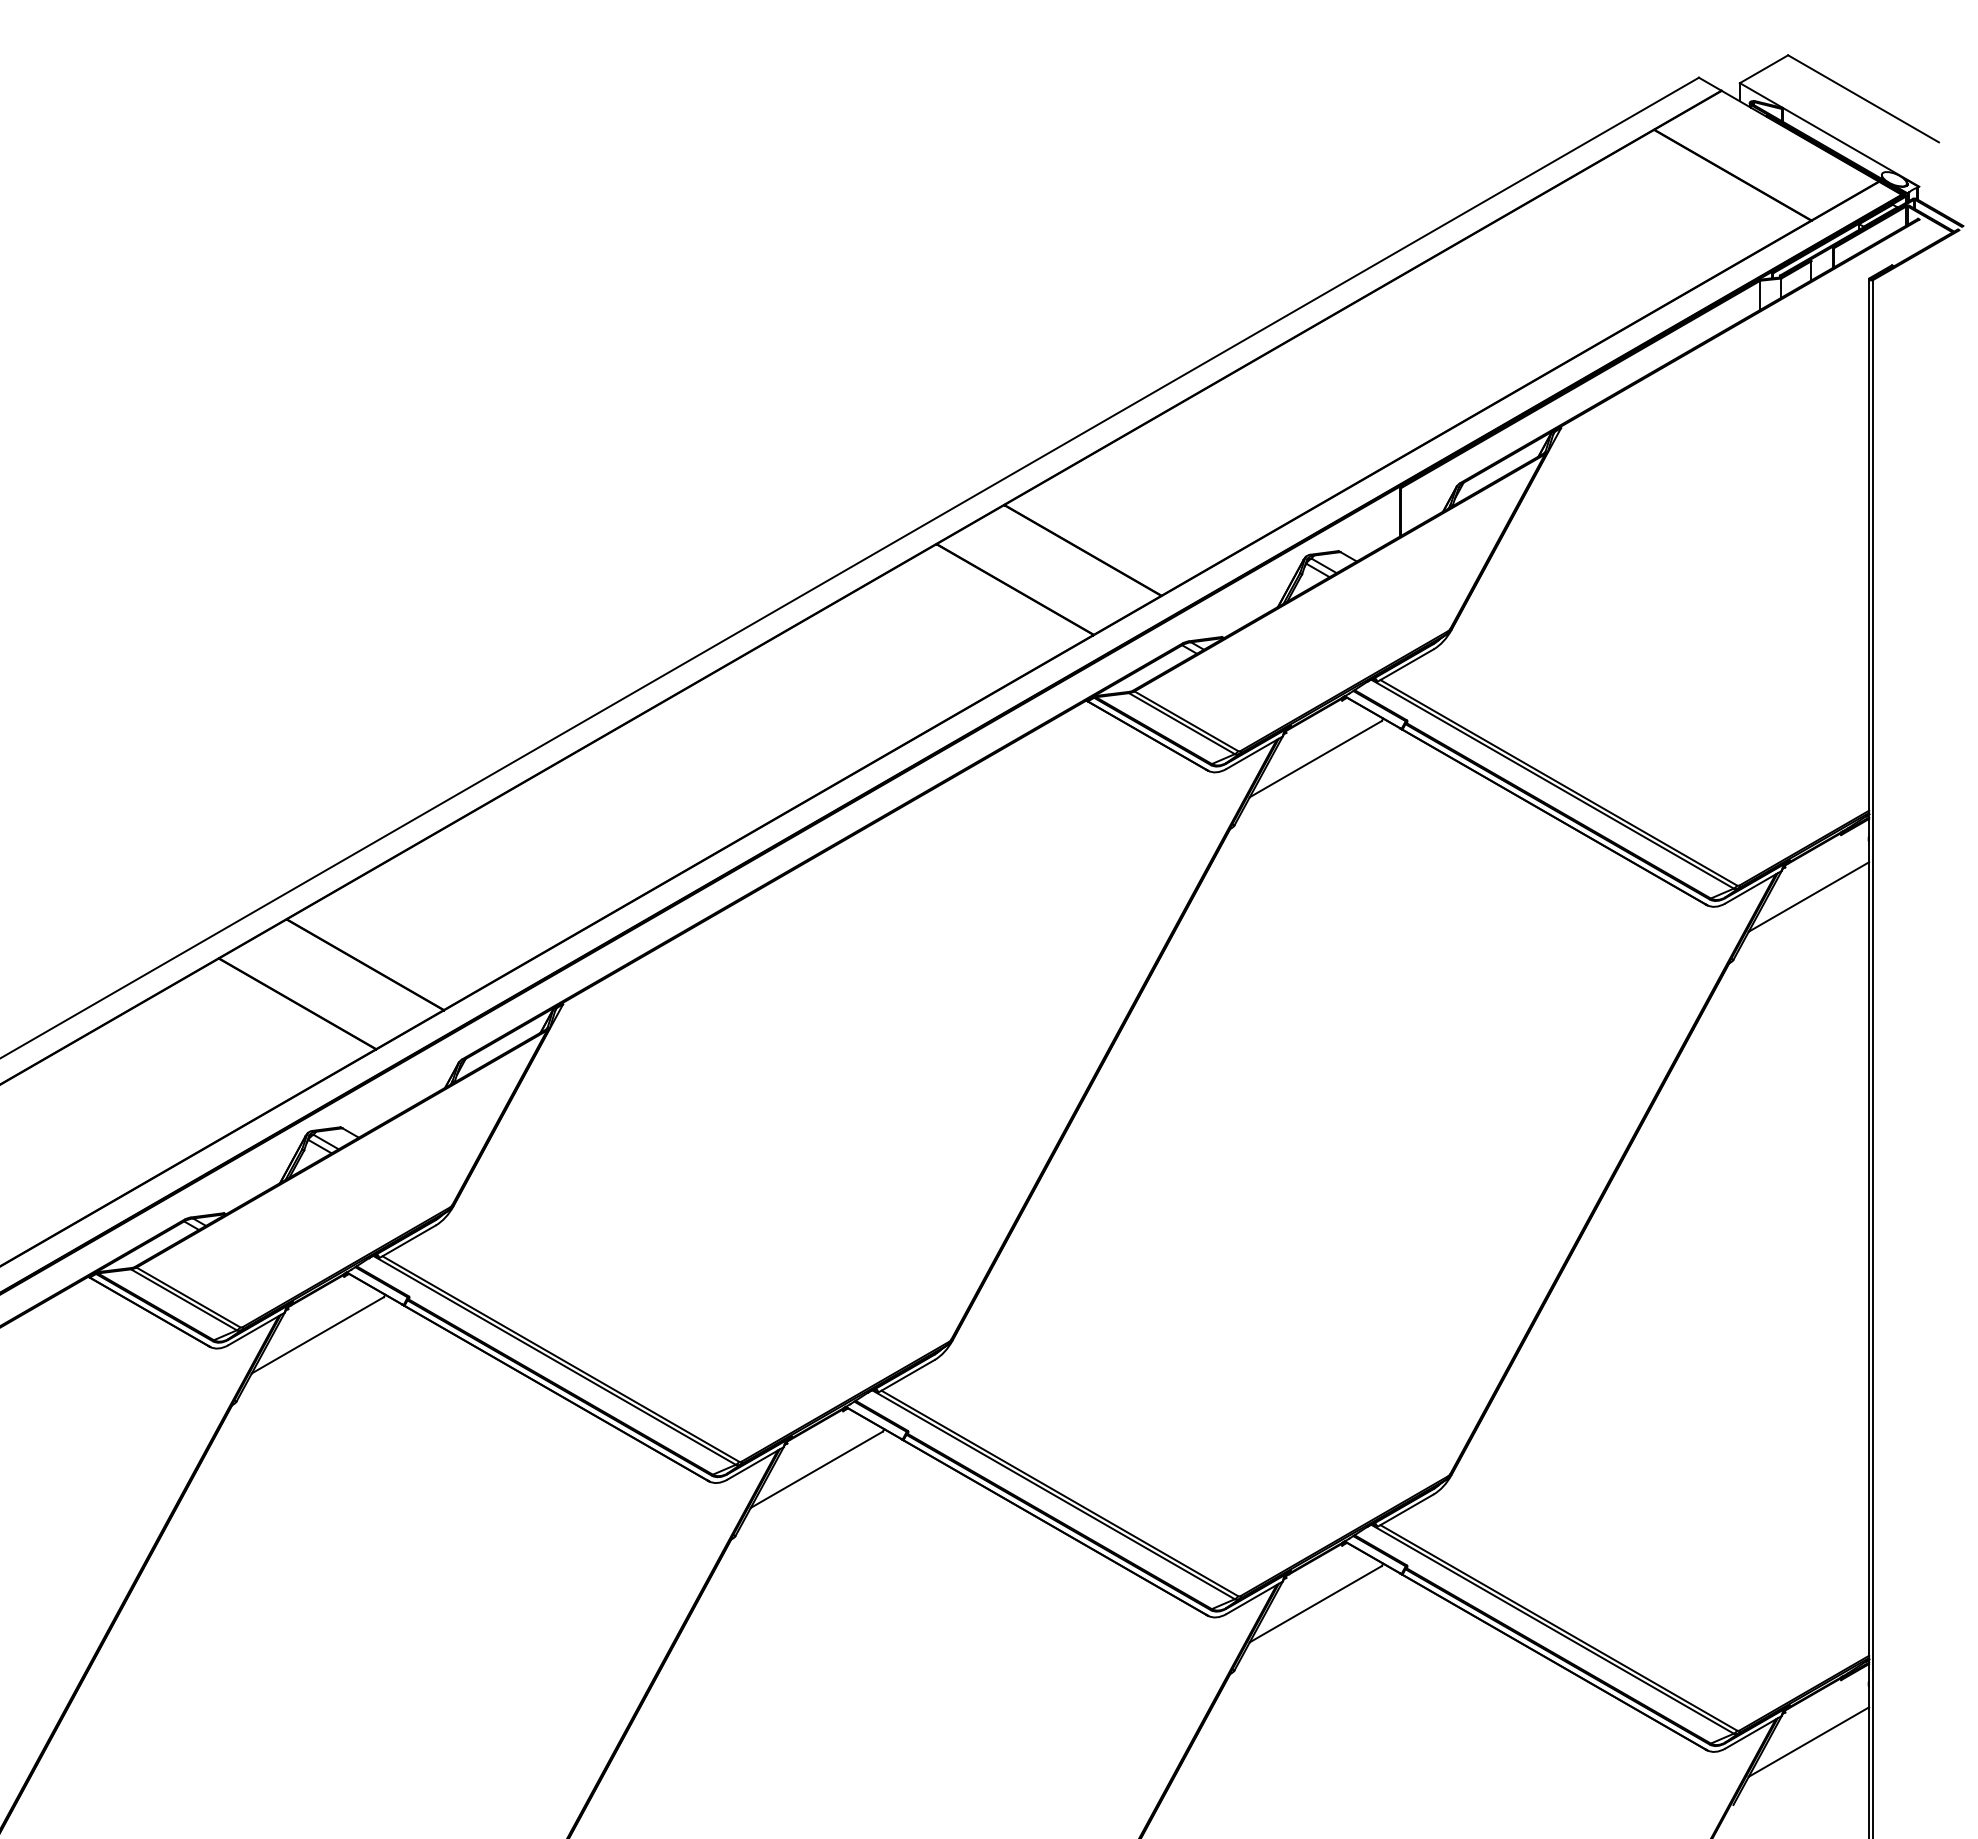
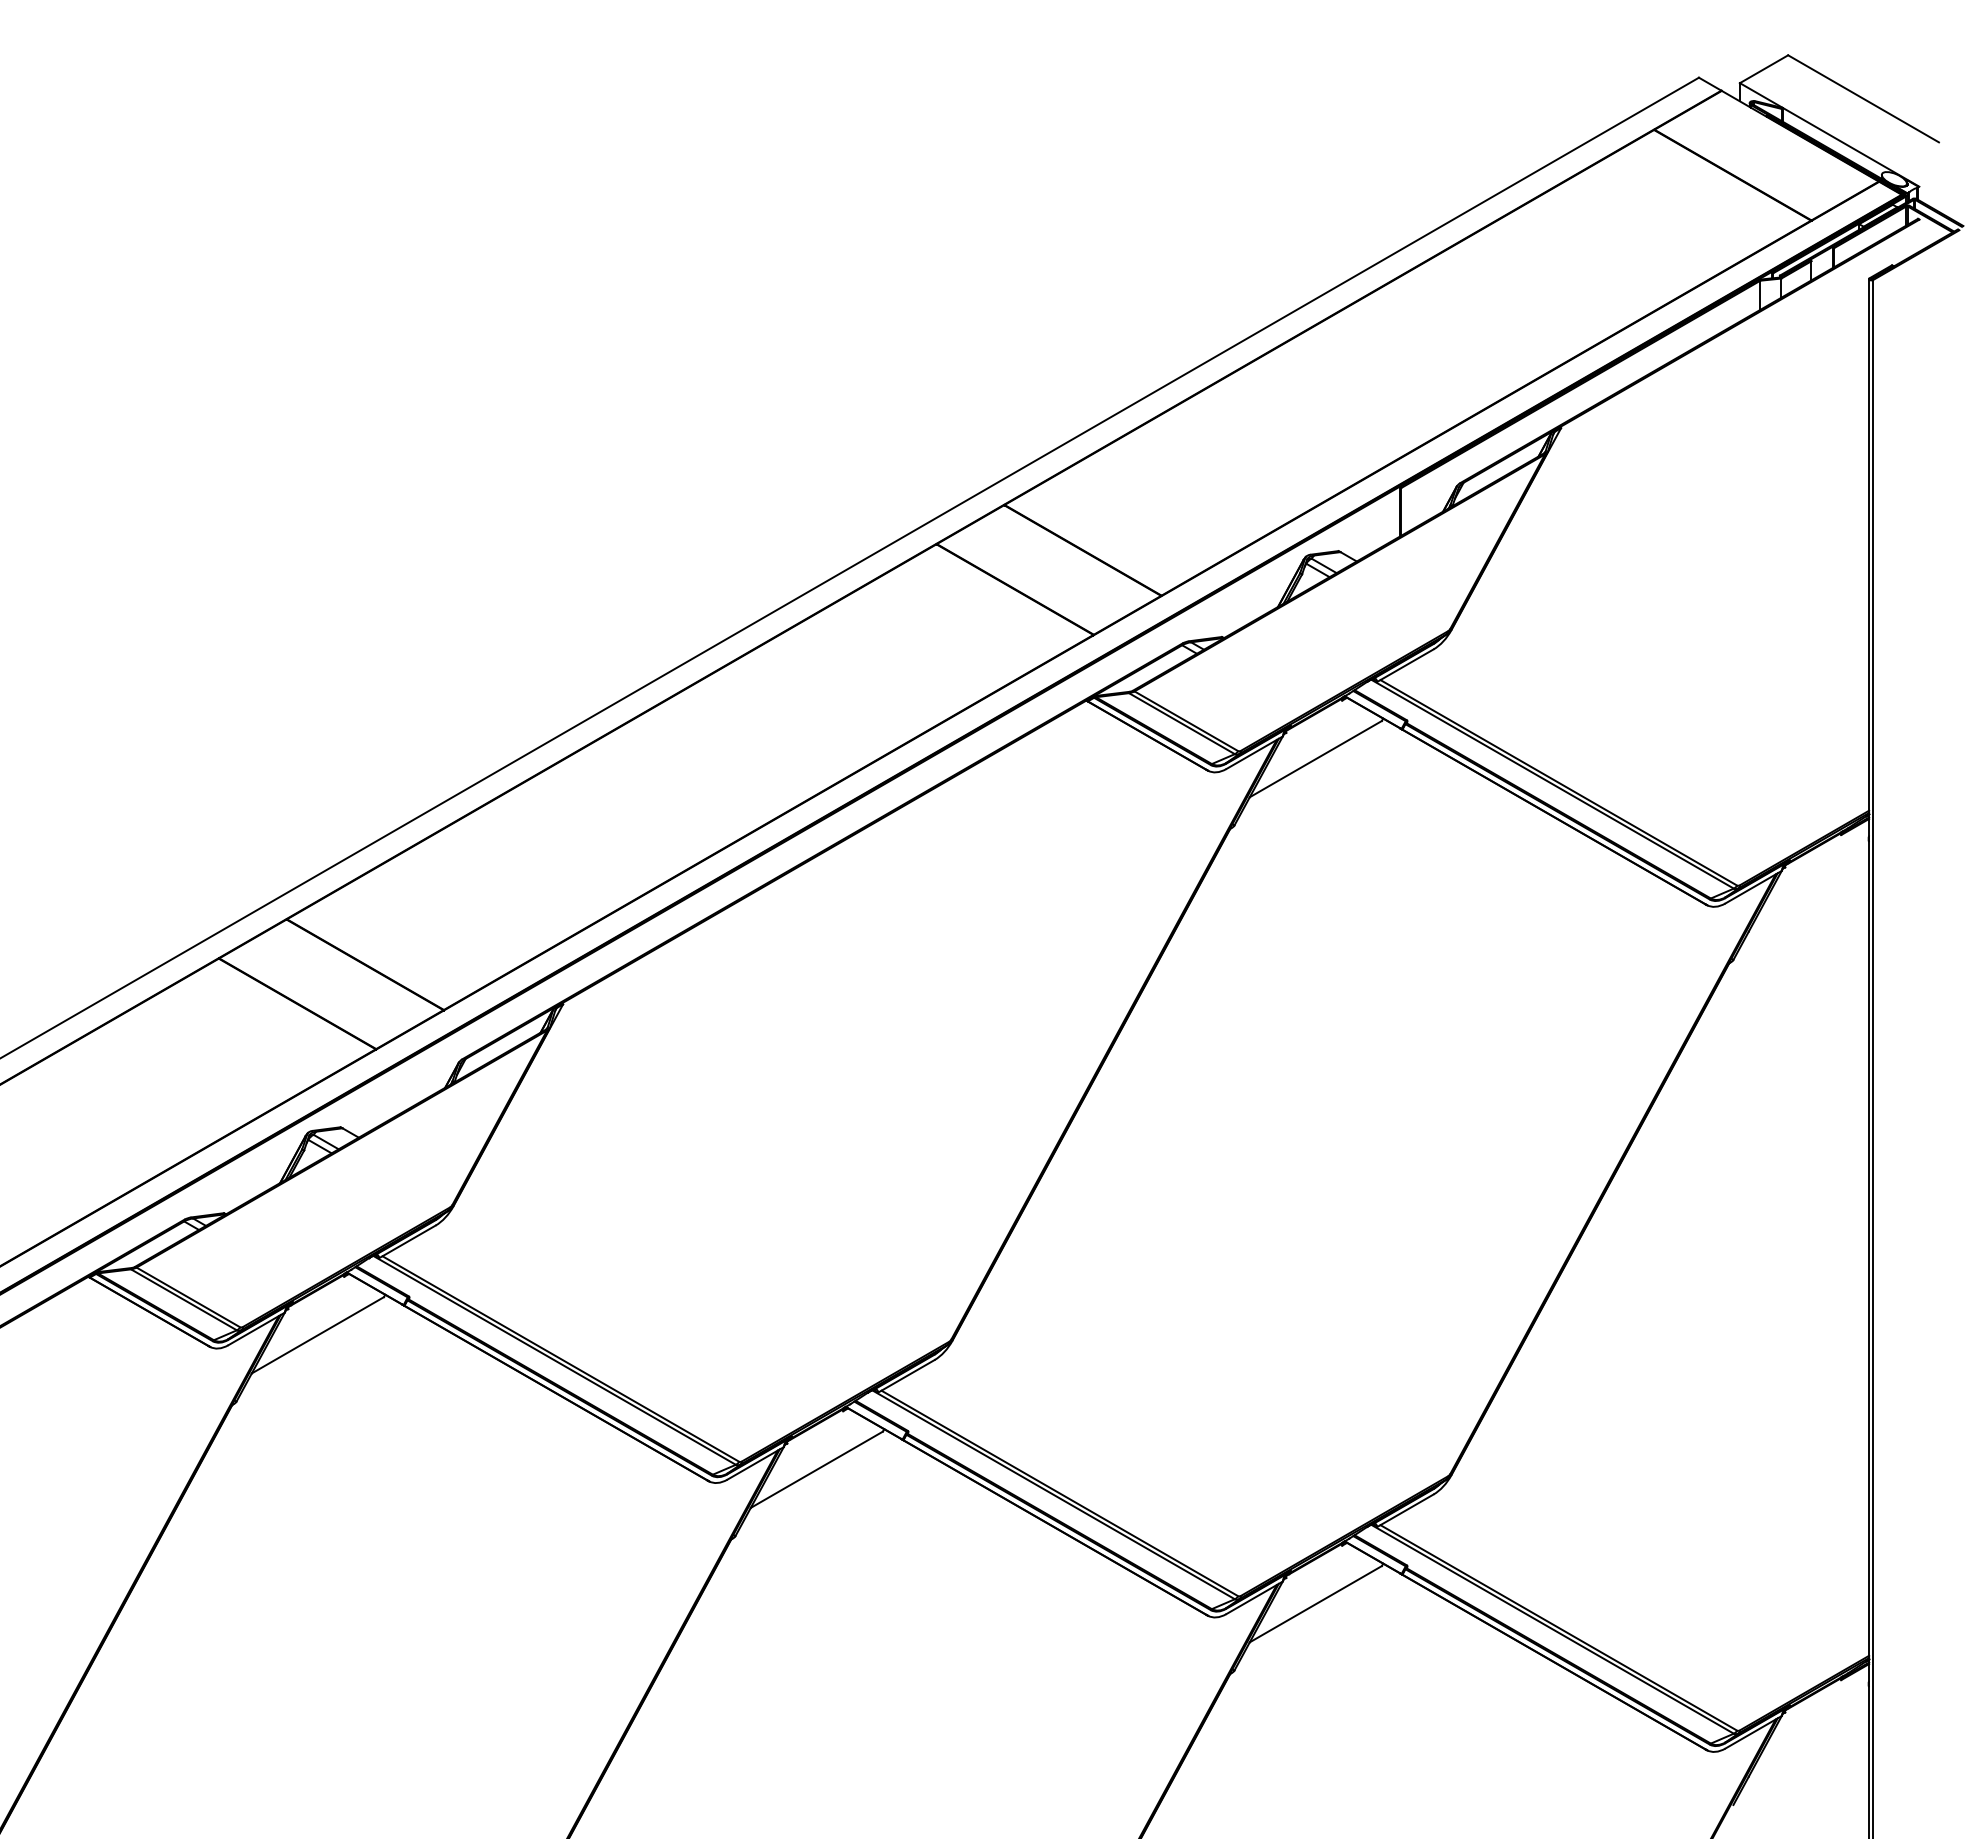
line: present -> none (1808, 896)
line: present -> none (1808, 1741)
